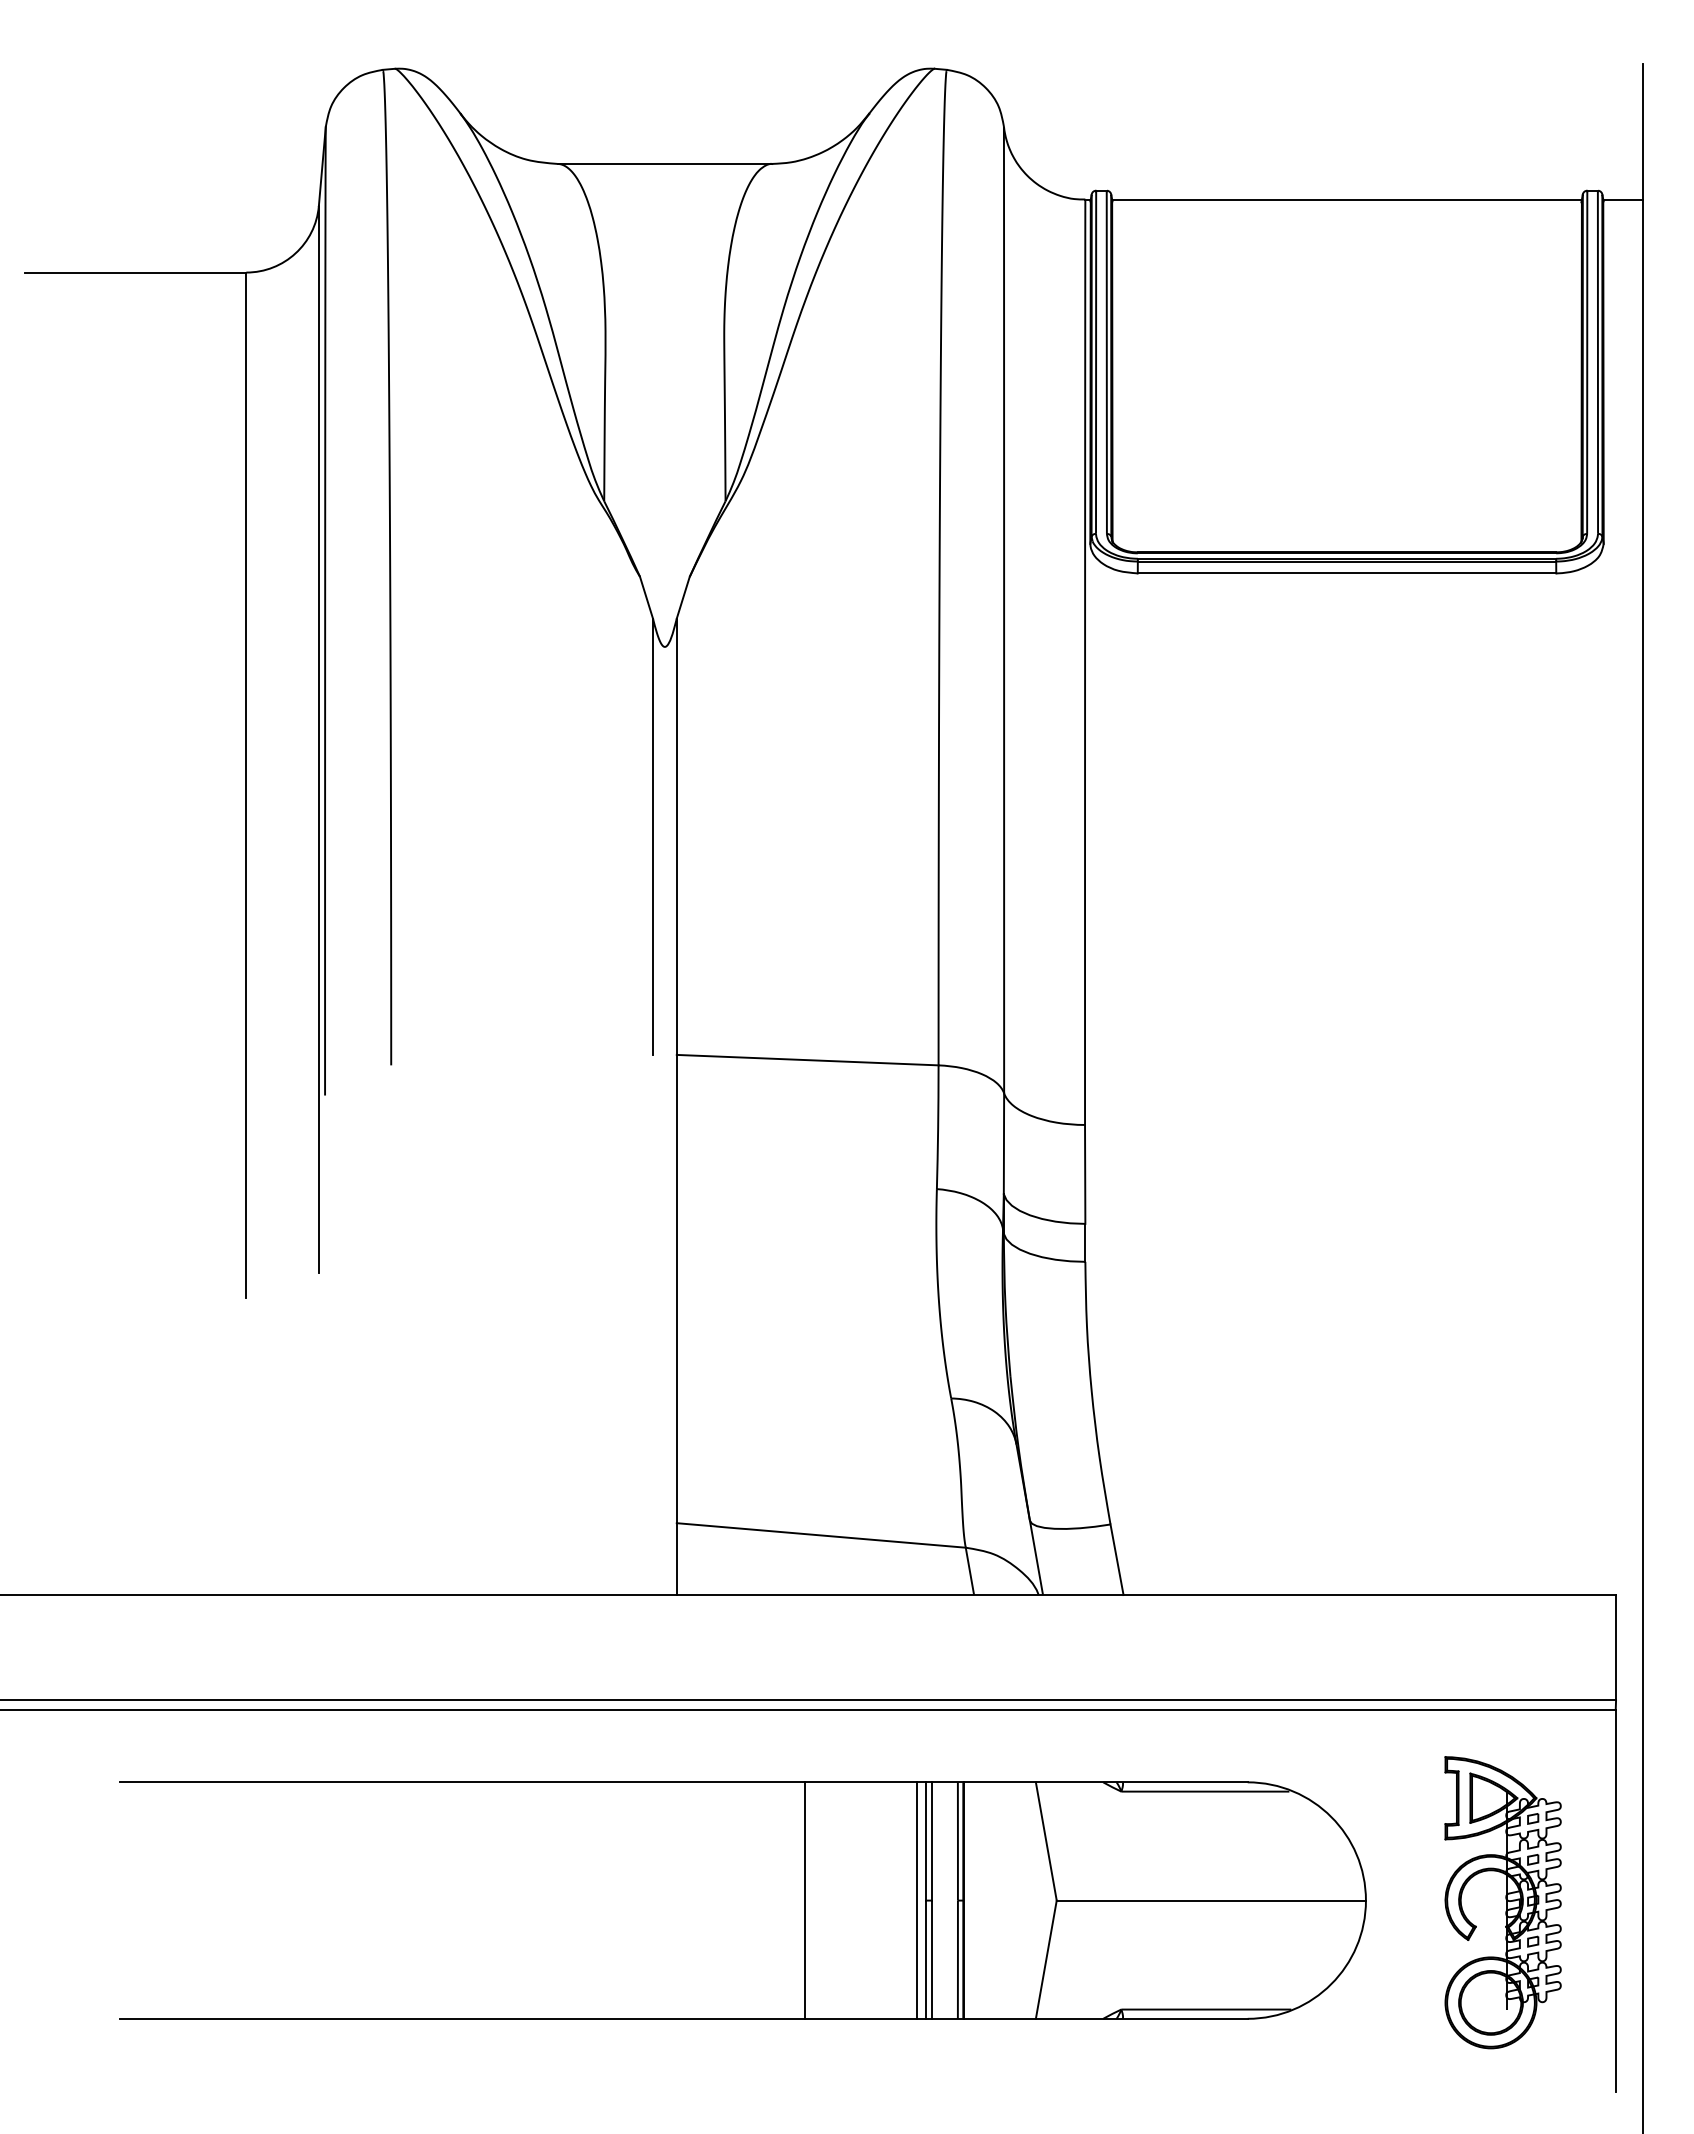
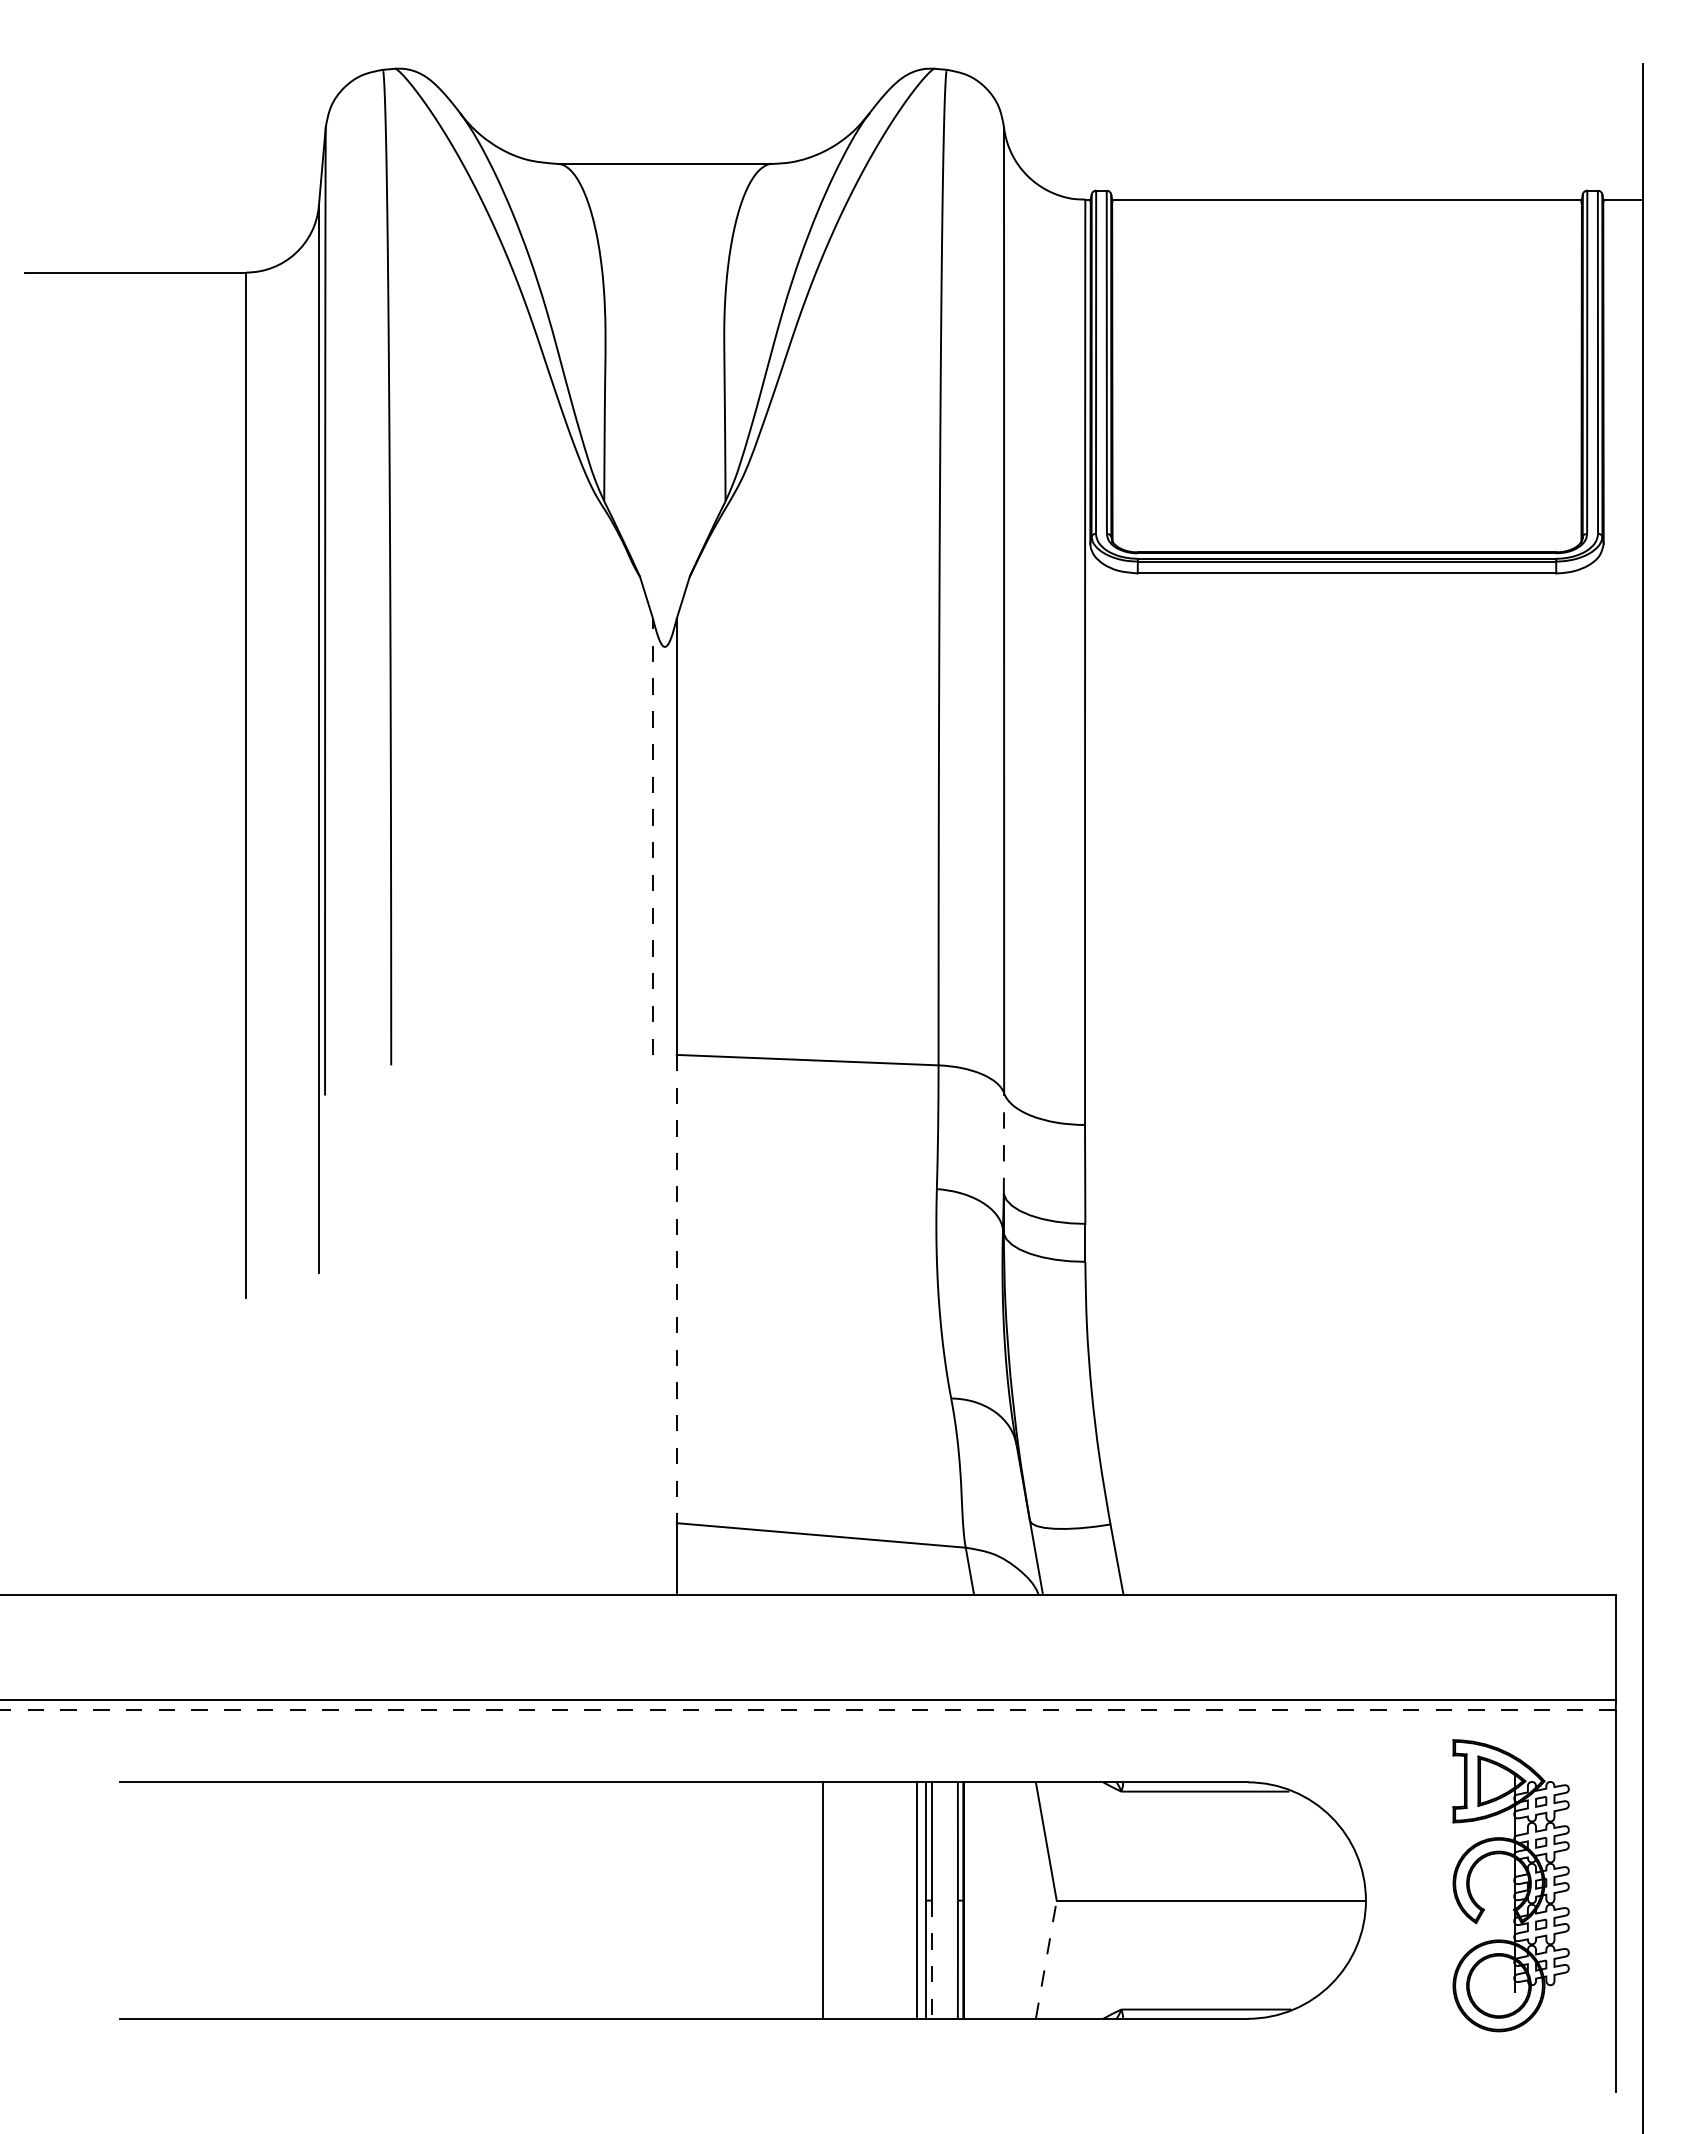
line: solid -> dashed (653, 836)
line: solid -> dashed (1003, 1143)
line: solid -> dashed (676, 1289)
line: solid -> dashed (808, 1709)
line position: (804, 1900) -> (822, 1900) (822, 1900)
part position: (1502, 1902) -> (1510, 1885) (1510, 1885)
line: solid -> dashed (1046, 1959)
line: solid -> dashed (931, 1960)
